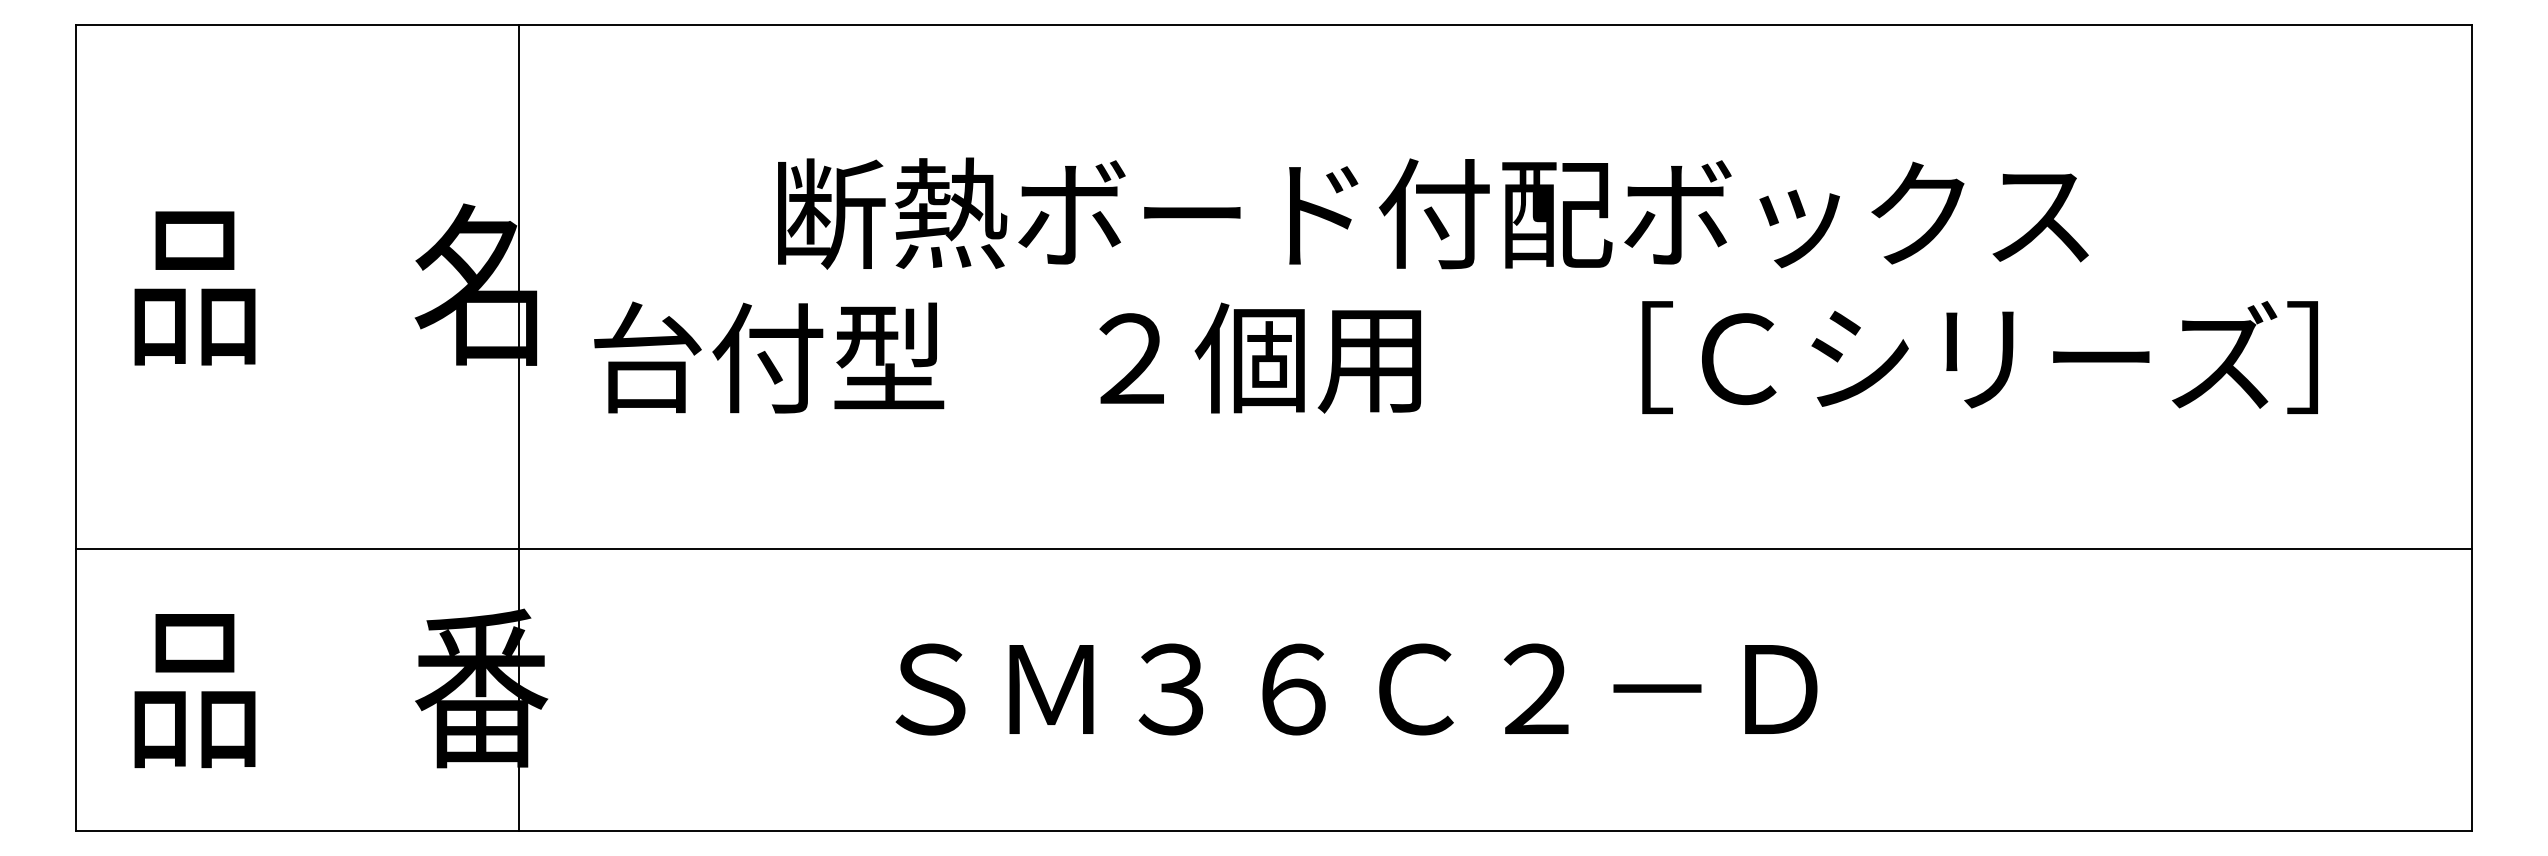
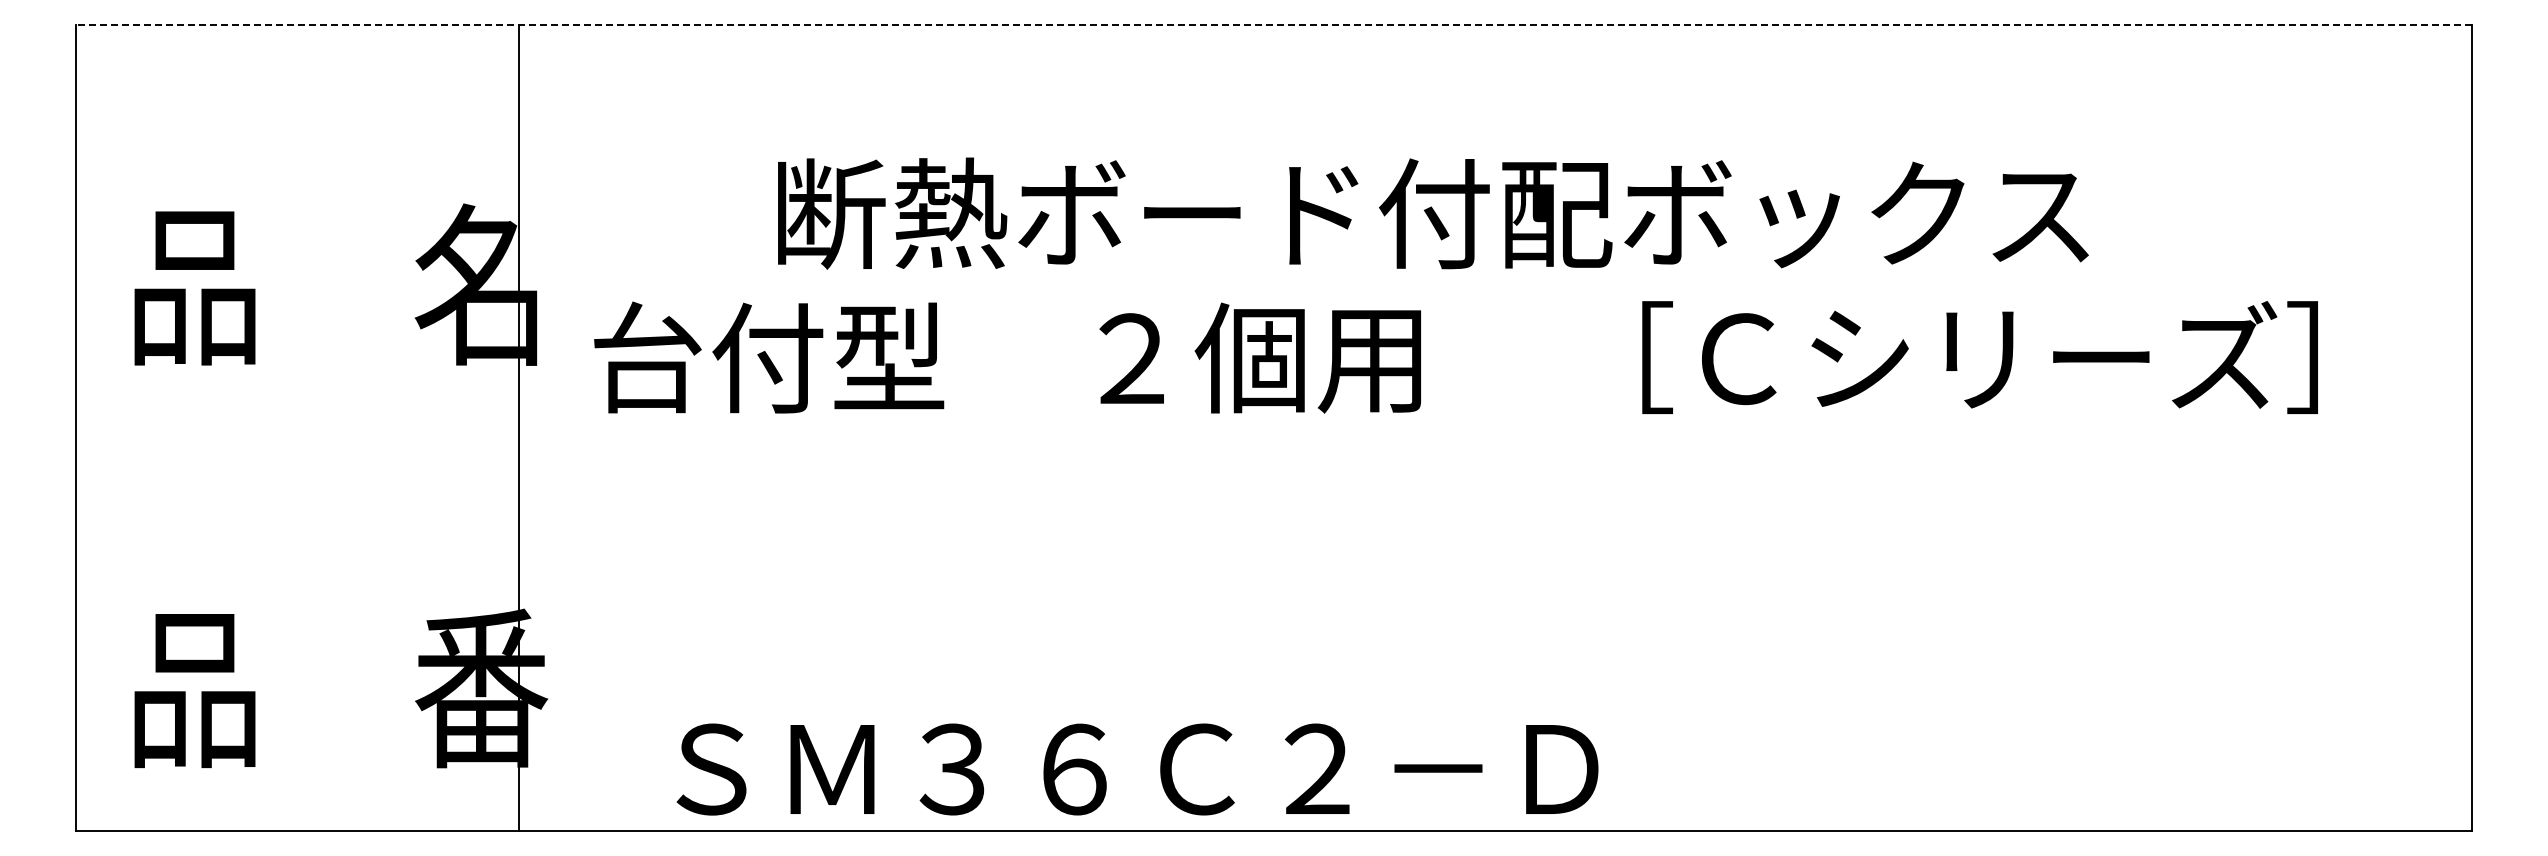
line: solid -> dashed (1273, 25)
line: present -> none (1273, 548)
text position: (1356, 689) -> (1137, 769) (1137, 769)
